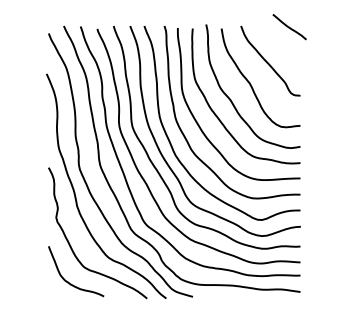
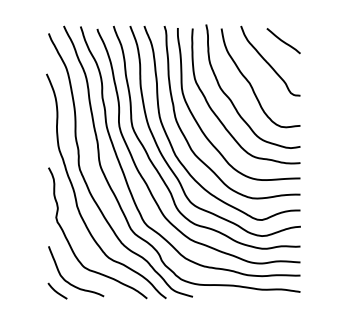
line position: (289, 27) -> (283, 41) (283, 41)
curve: none -> present (56, 290)
